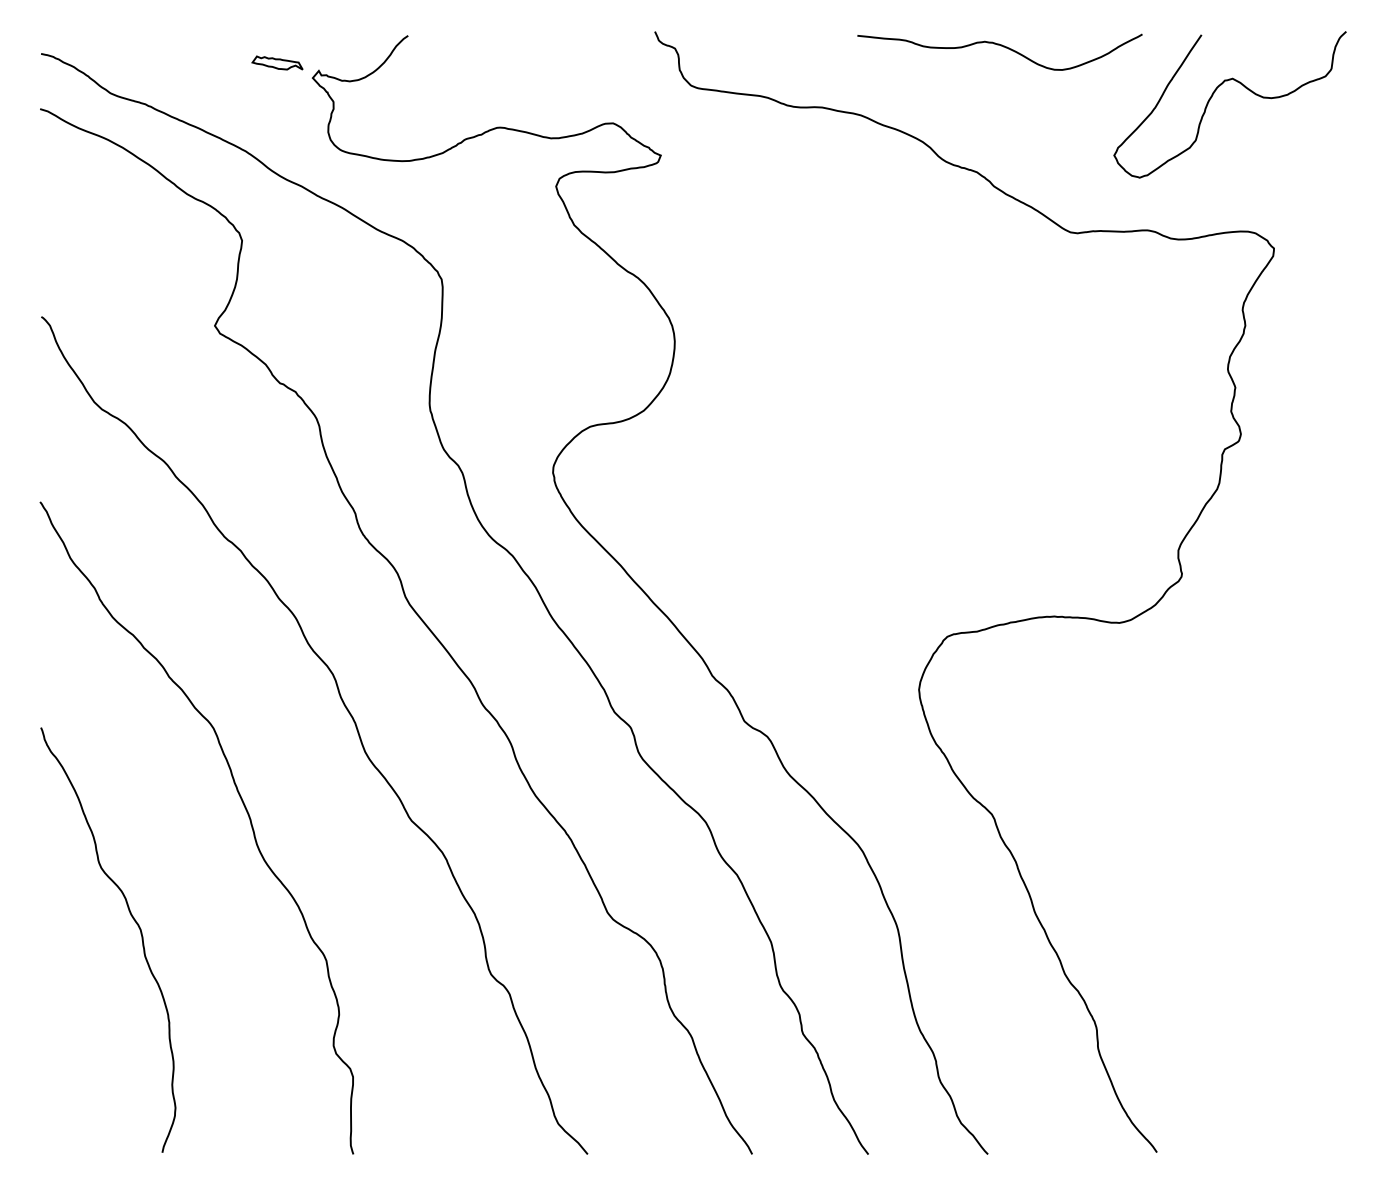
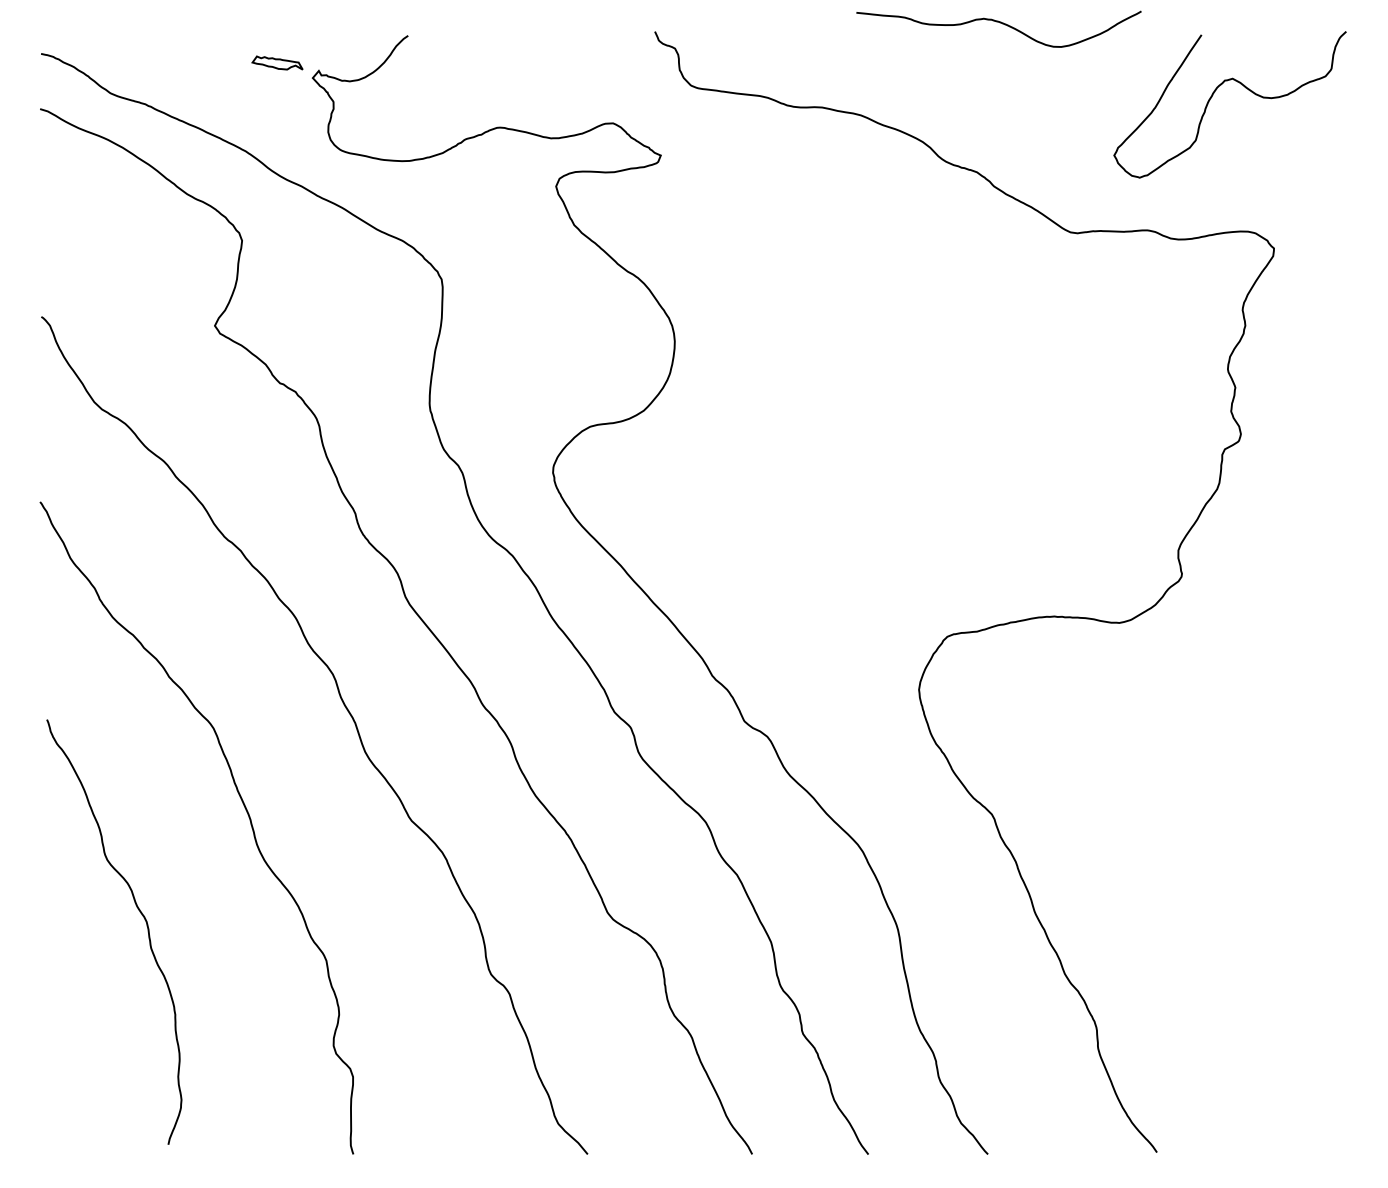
curve position: (1001, 46) -> (1000, 23) (1000, 23)
curve position: (133, 920) -> (139, 912) (139, 912)
